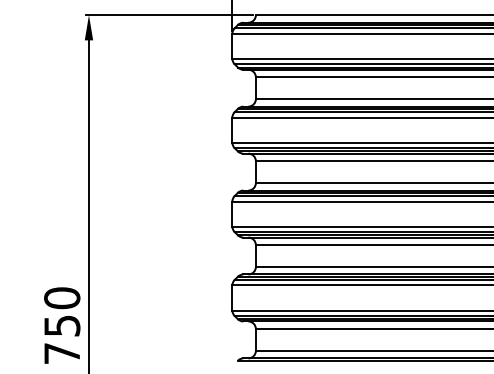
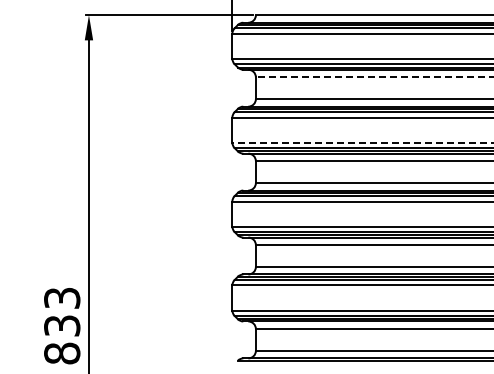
line: solid -> dashed (374, 77)
line: solid -> dashed (362, 142)
text: 750 -> 833 (62, 325)
